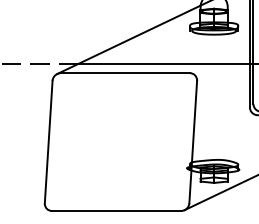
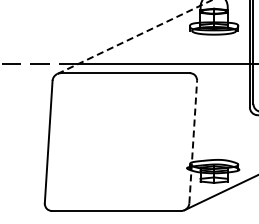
line: solid -> dashed (134, 37)
line: solid -> dashed (193, 141)
